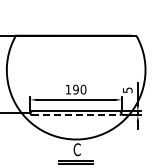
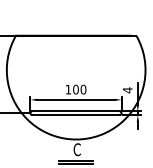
text: 190 -> 100 (75, 89)
text: 5 -> 4 (127, 90)
line: dashed -> solid (75, 115)
